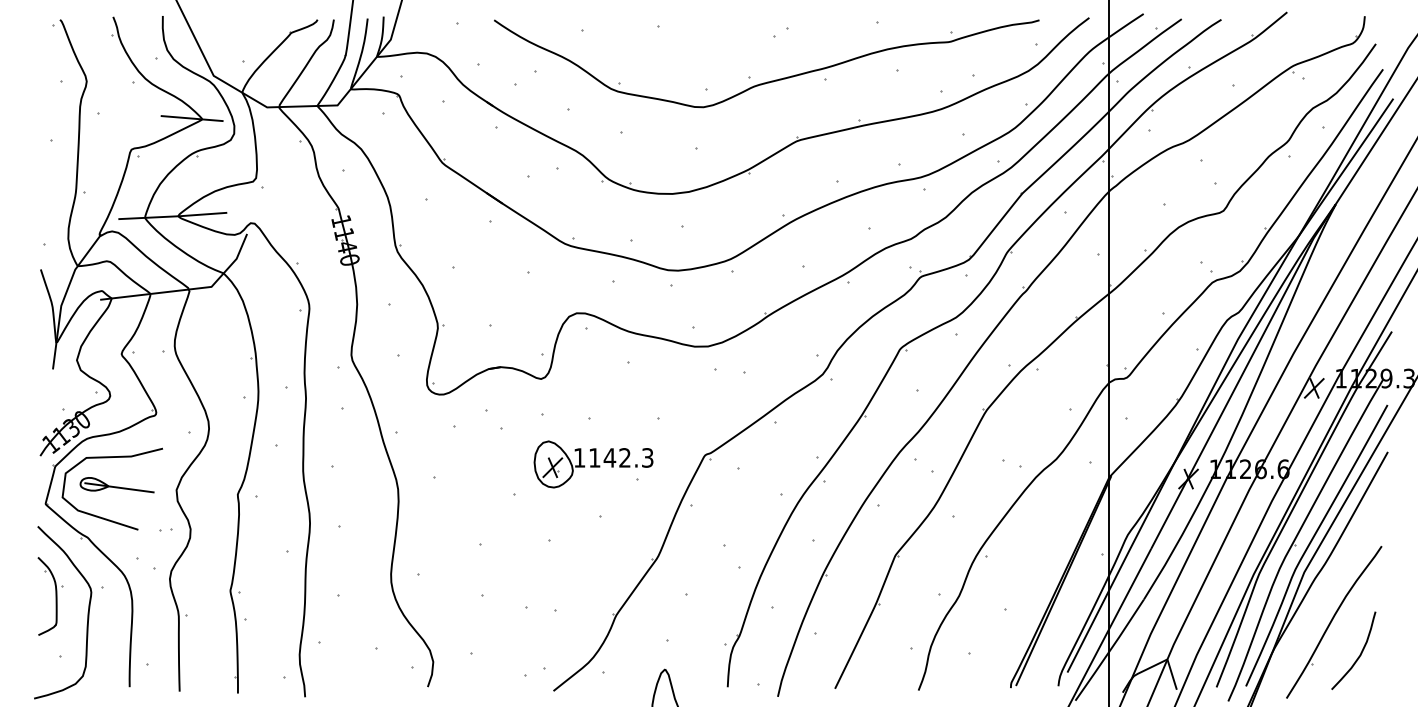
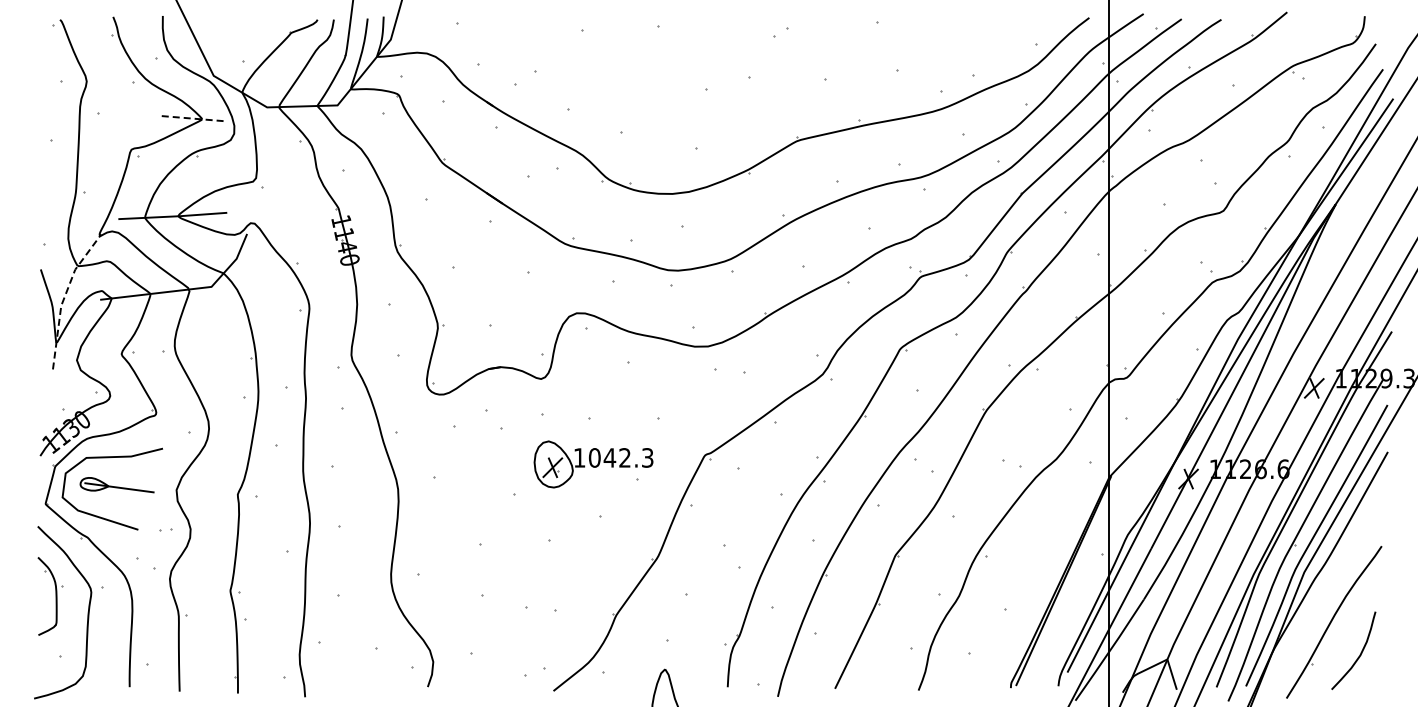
part: present -> none (771, 80)
line: solid -> dashed (192, 118)
line: solid -> dashed (64, 297)
text: 1142.3 -> 1042.3 (594, 457)
